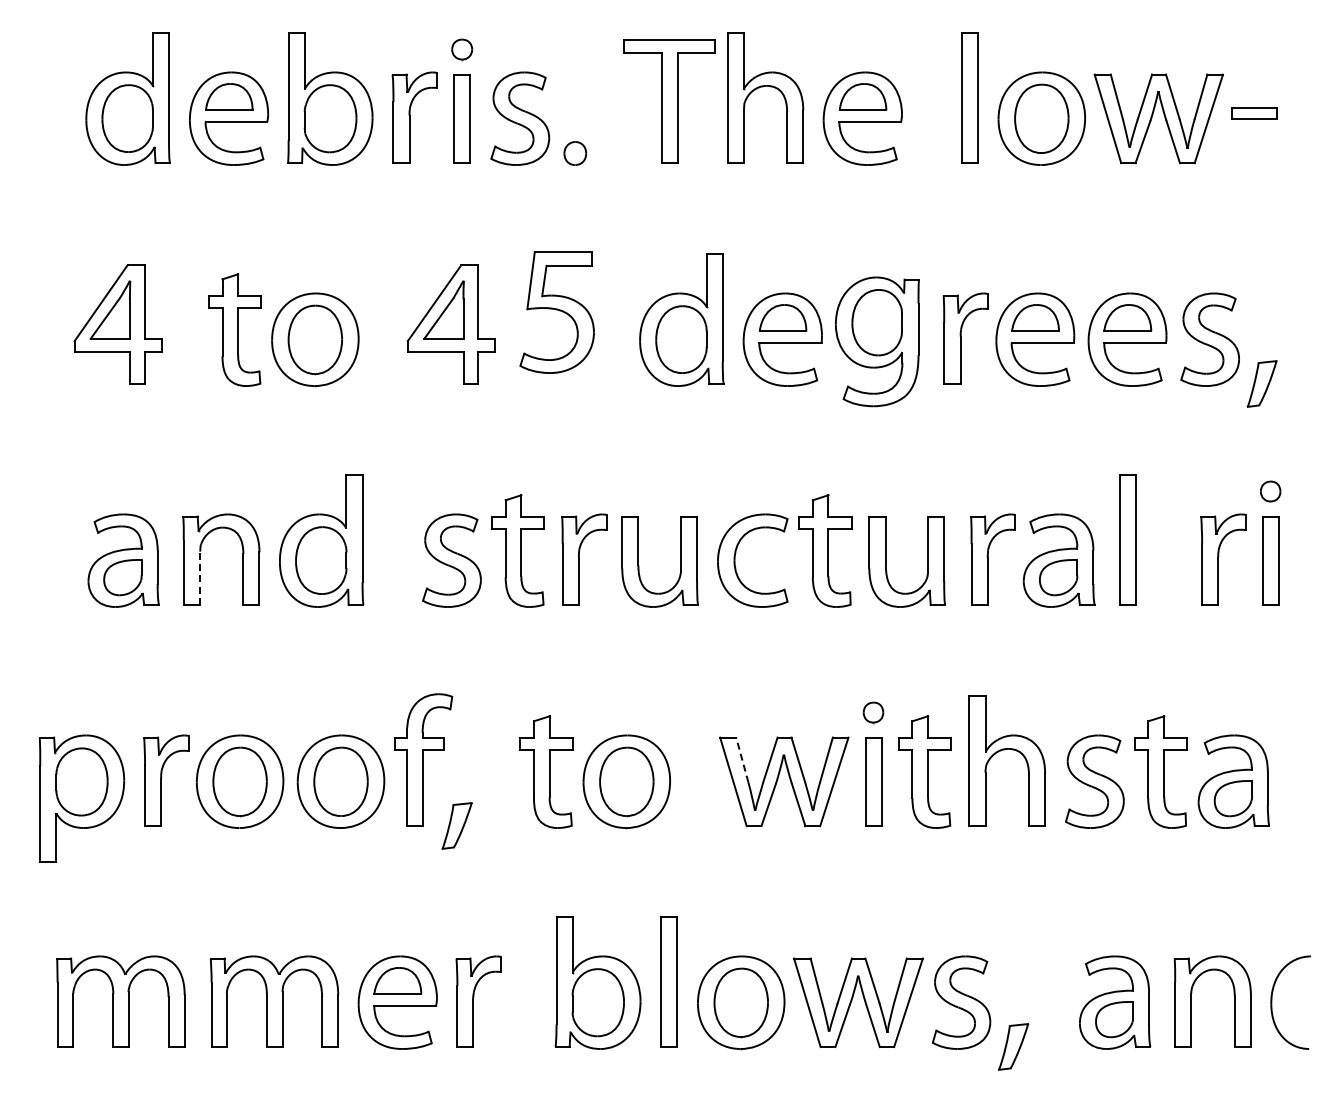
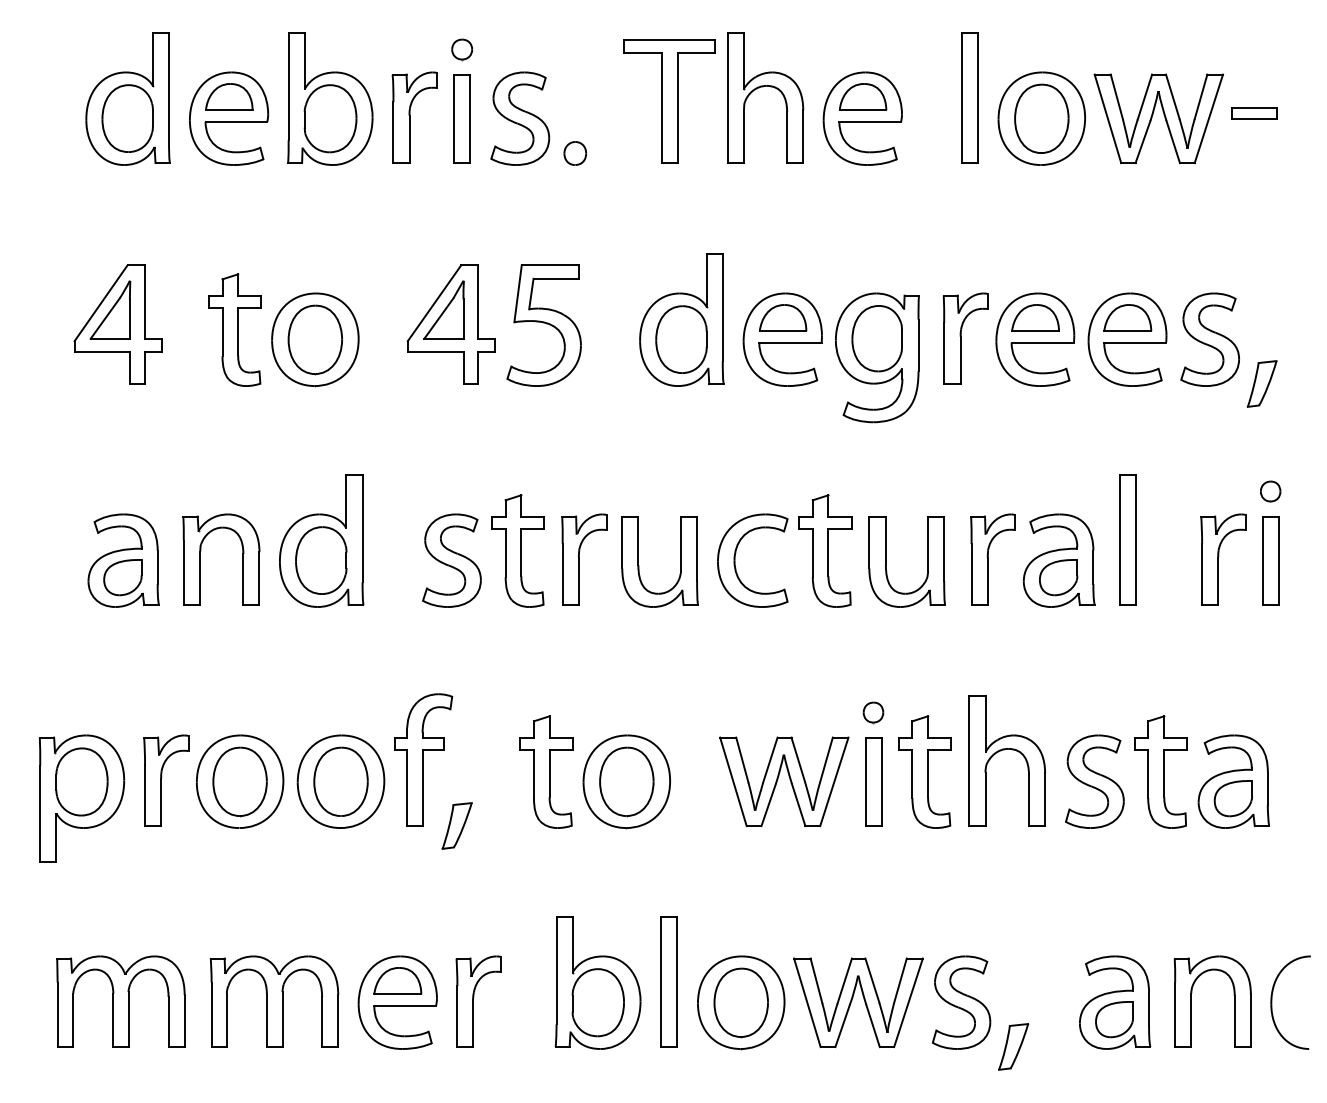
part position: (556, 312) -> (543, 325) (543, 325)
part position: (877, 341) -> (877, 357) (877, 357)
line: dashed -> solid (200, 578)
line: dashed -> solid (742, 759)
